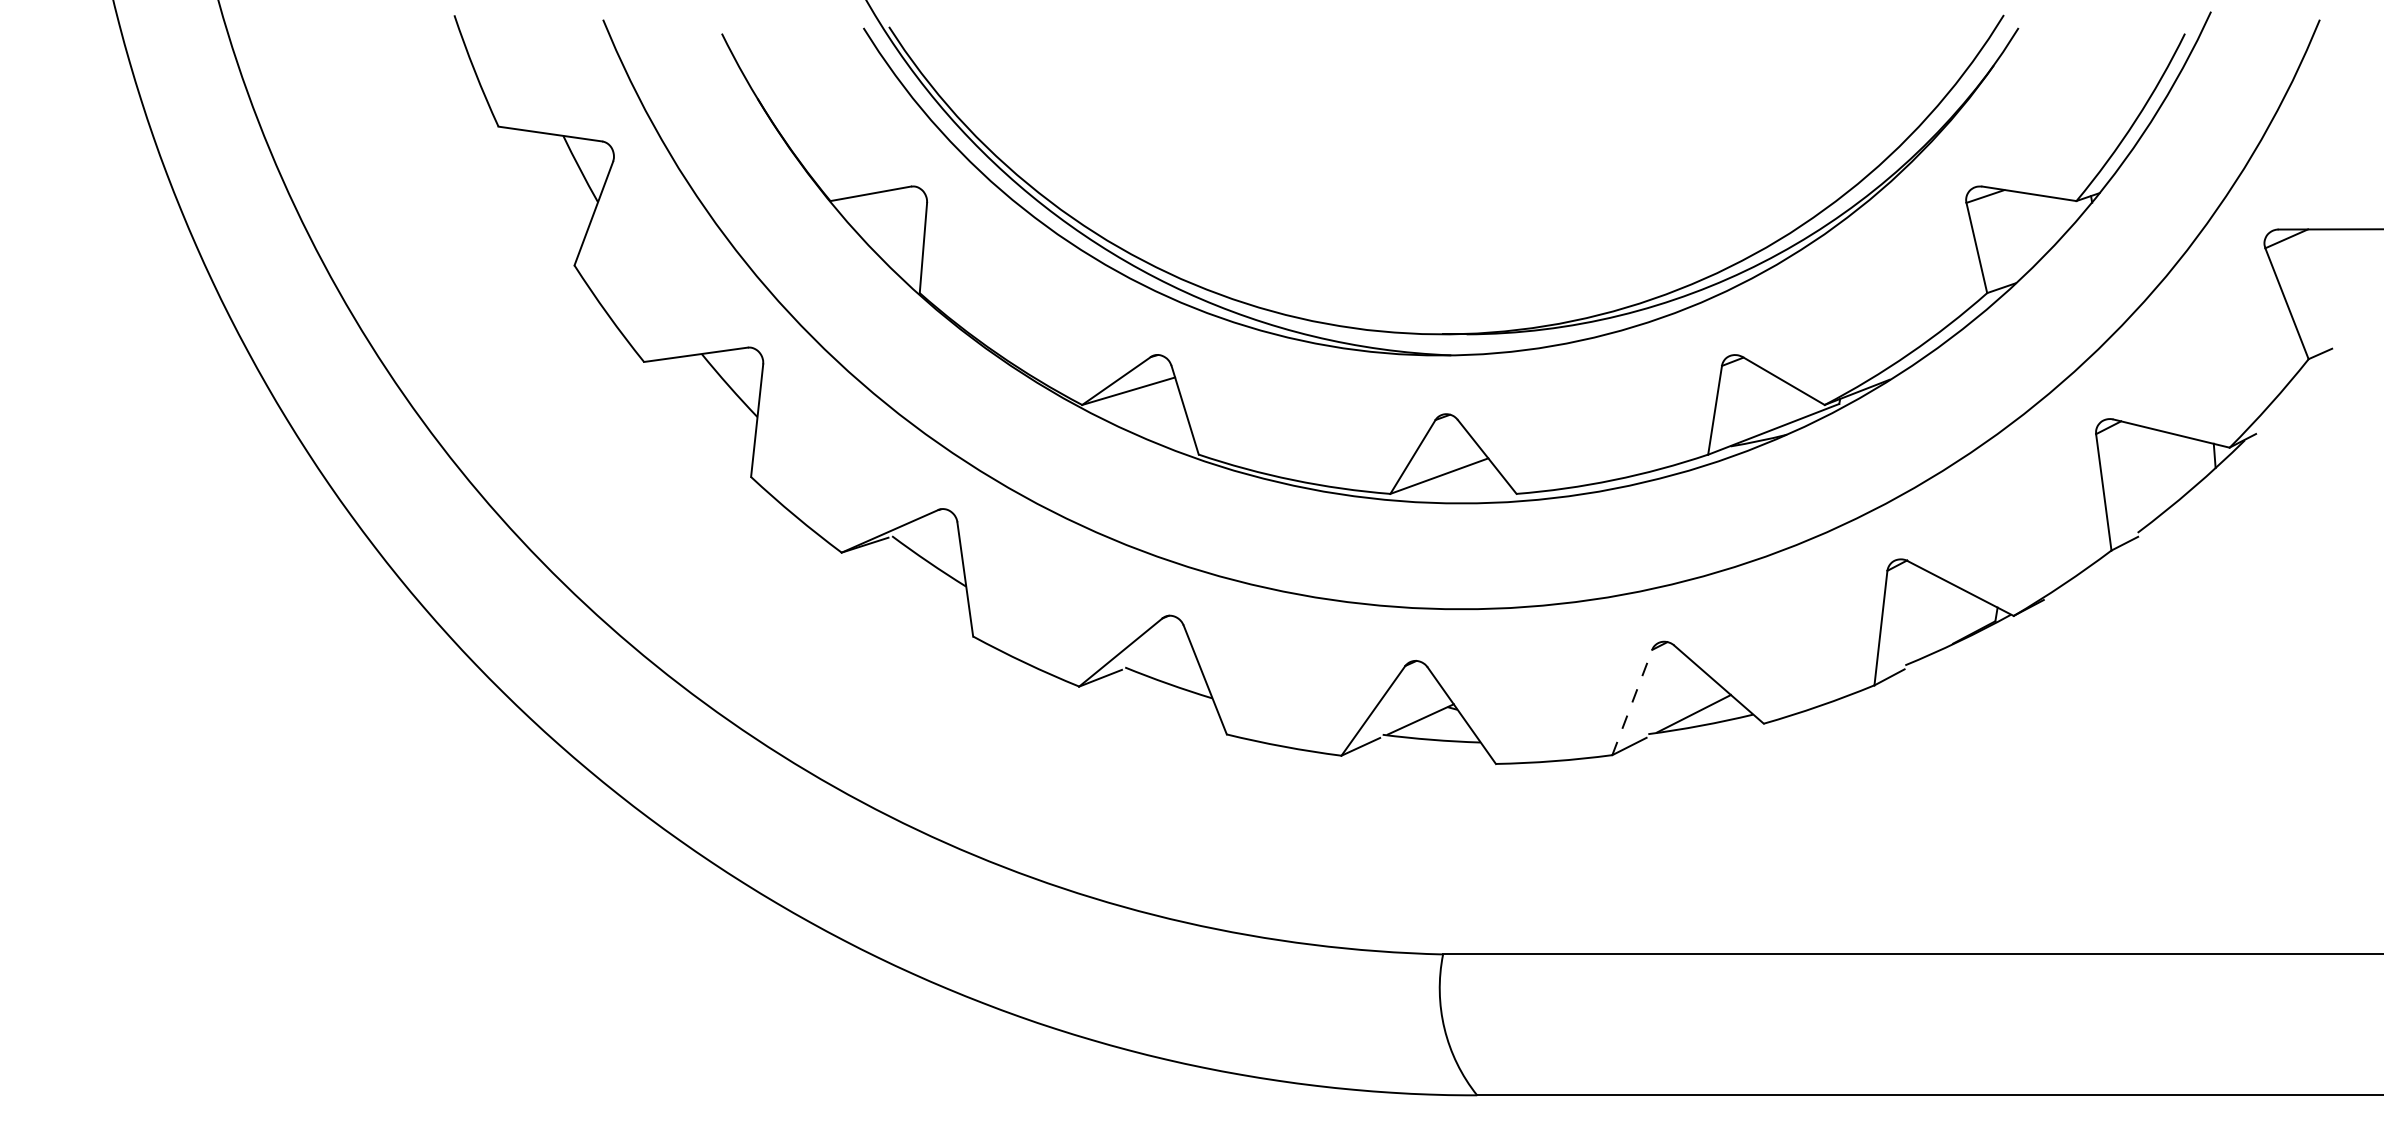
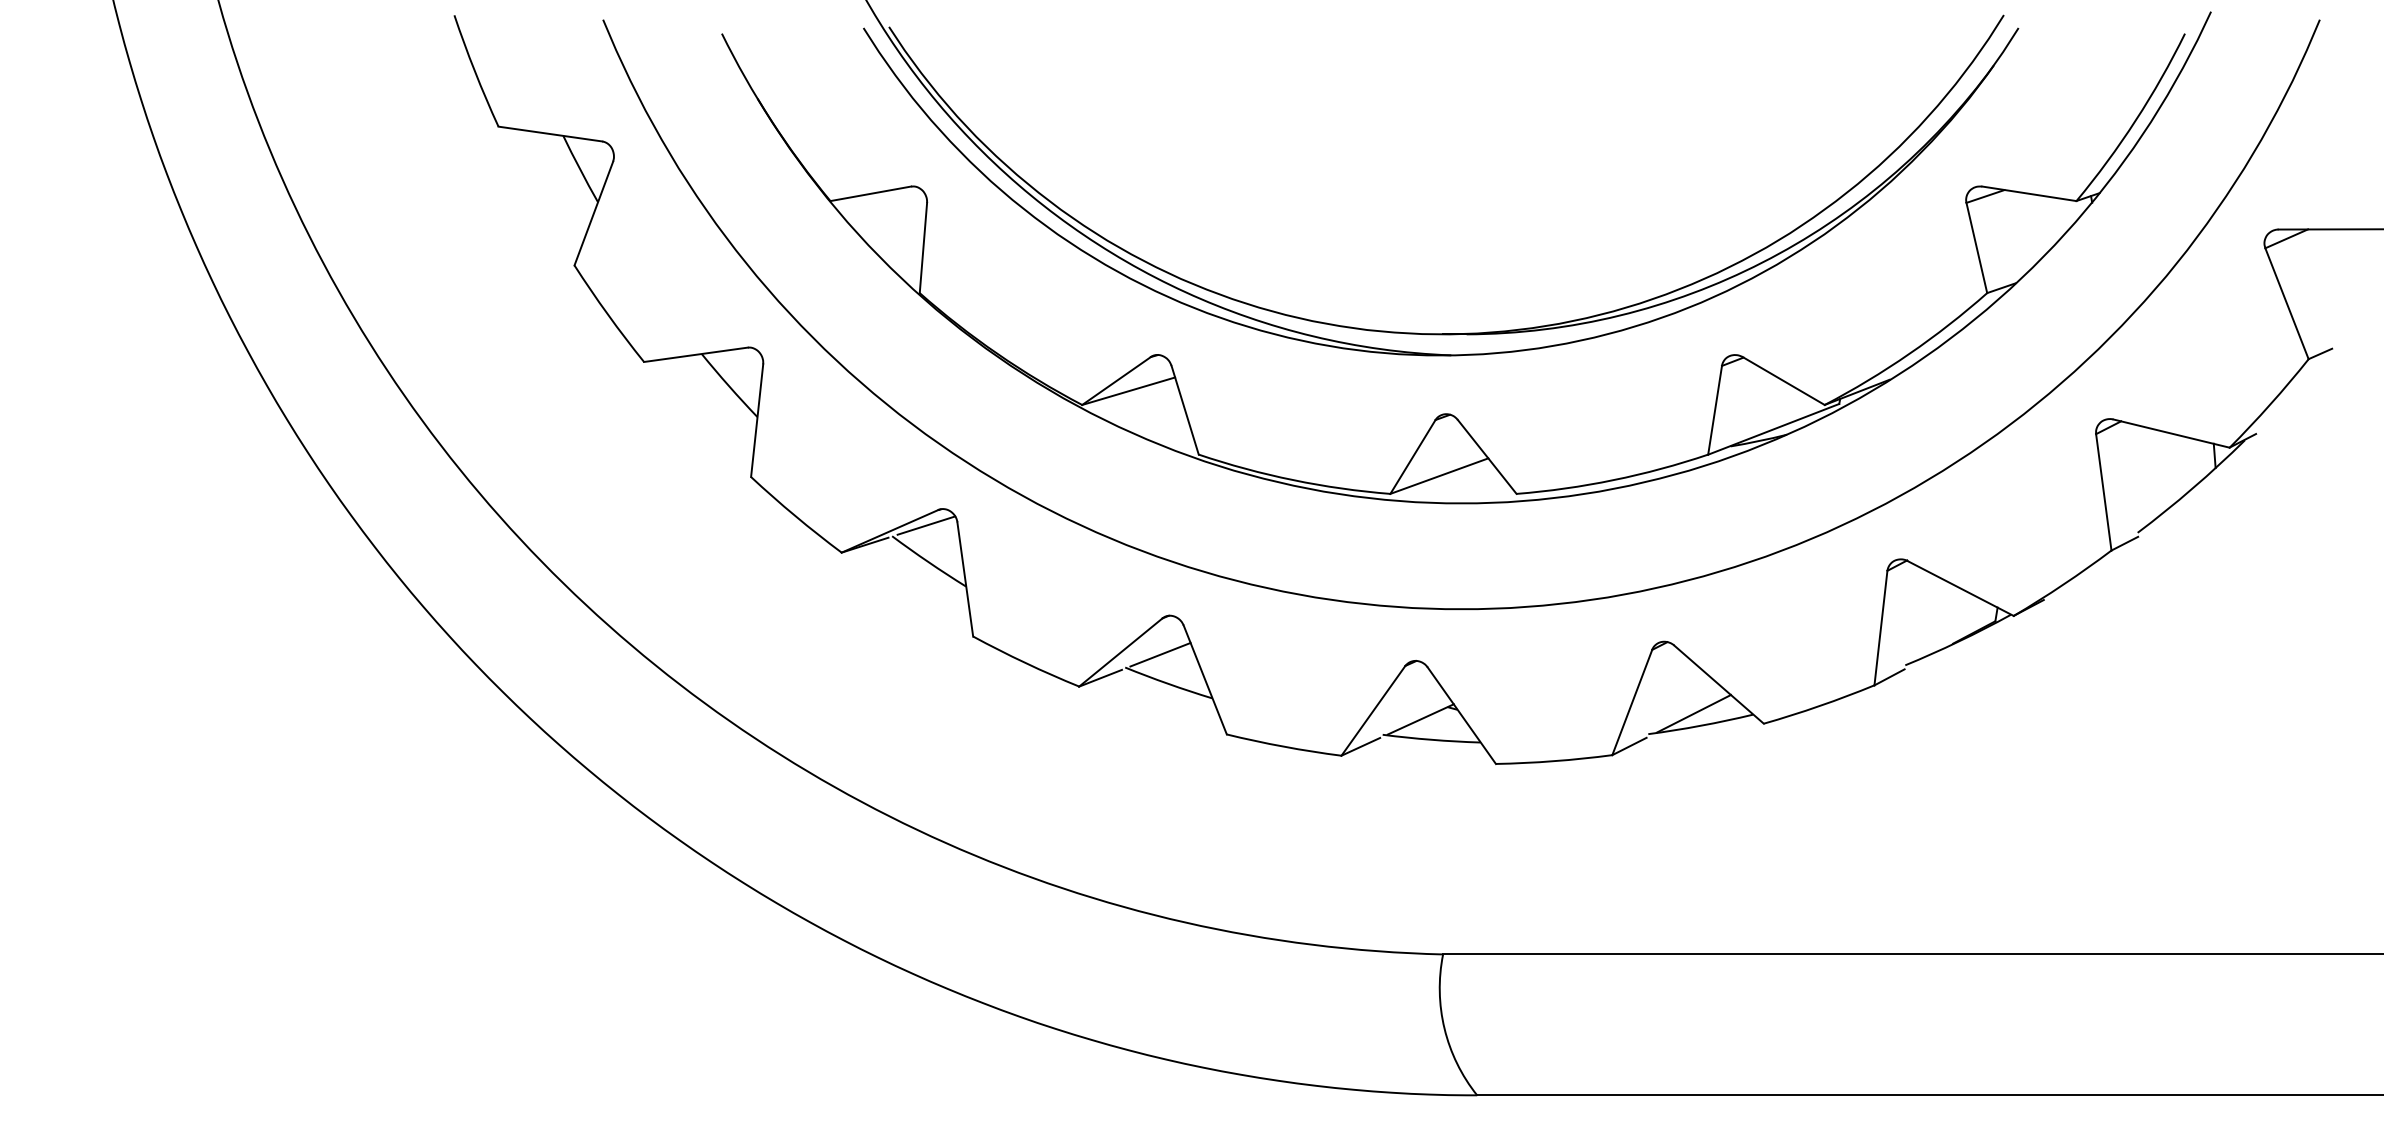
line: none -> present (926, 525)
line: none -> present (1160, 654)
line: dashed -> solid (1632, 702)
